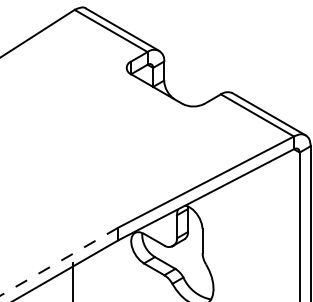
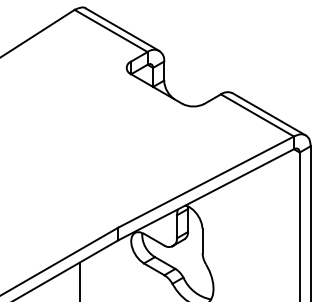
line: dashed -> solid (59, 261)
line position: (72, 280) -> (79, 280) (79, 280)
